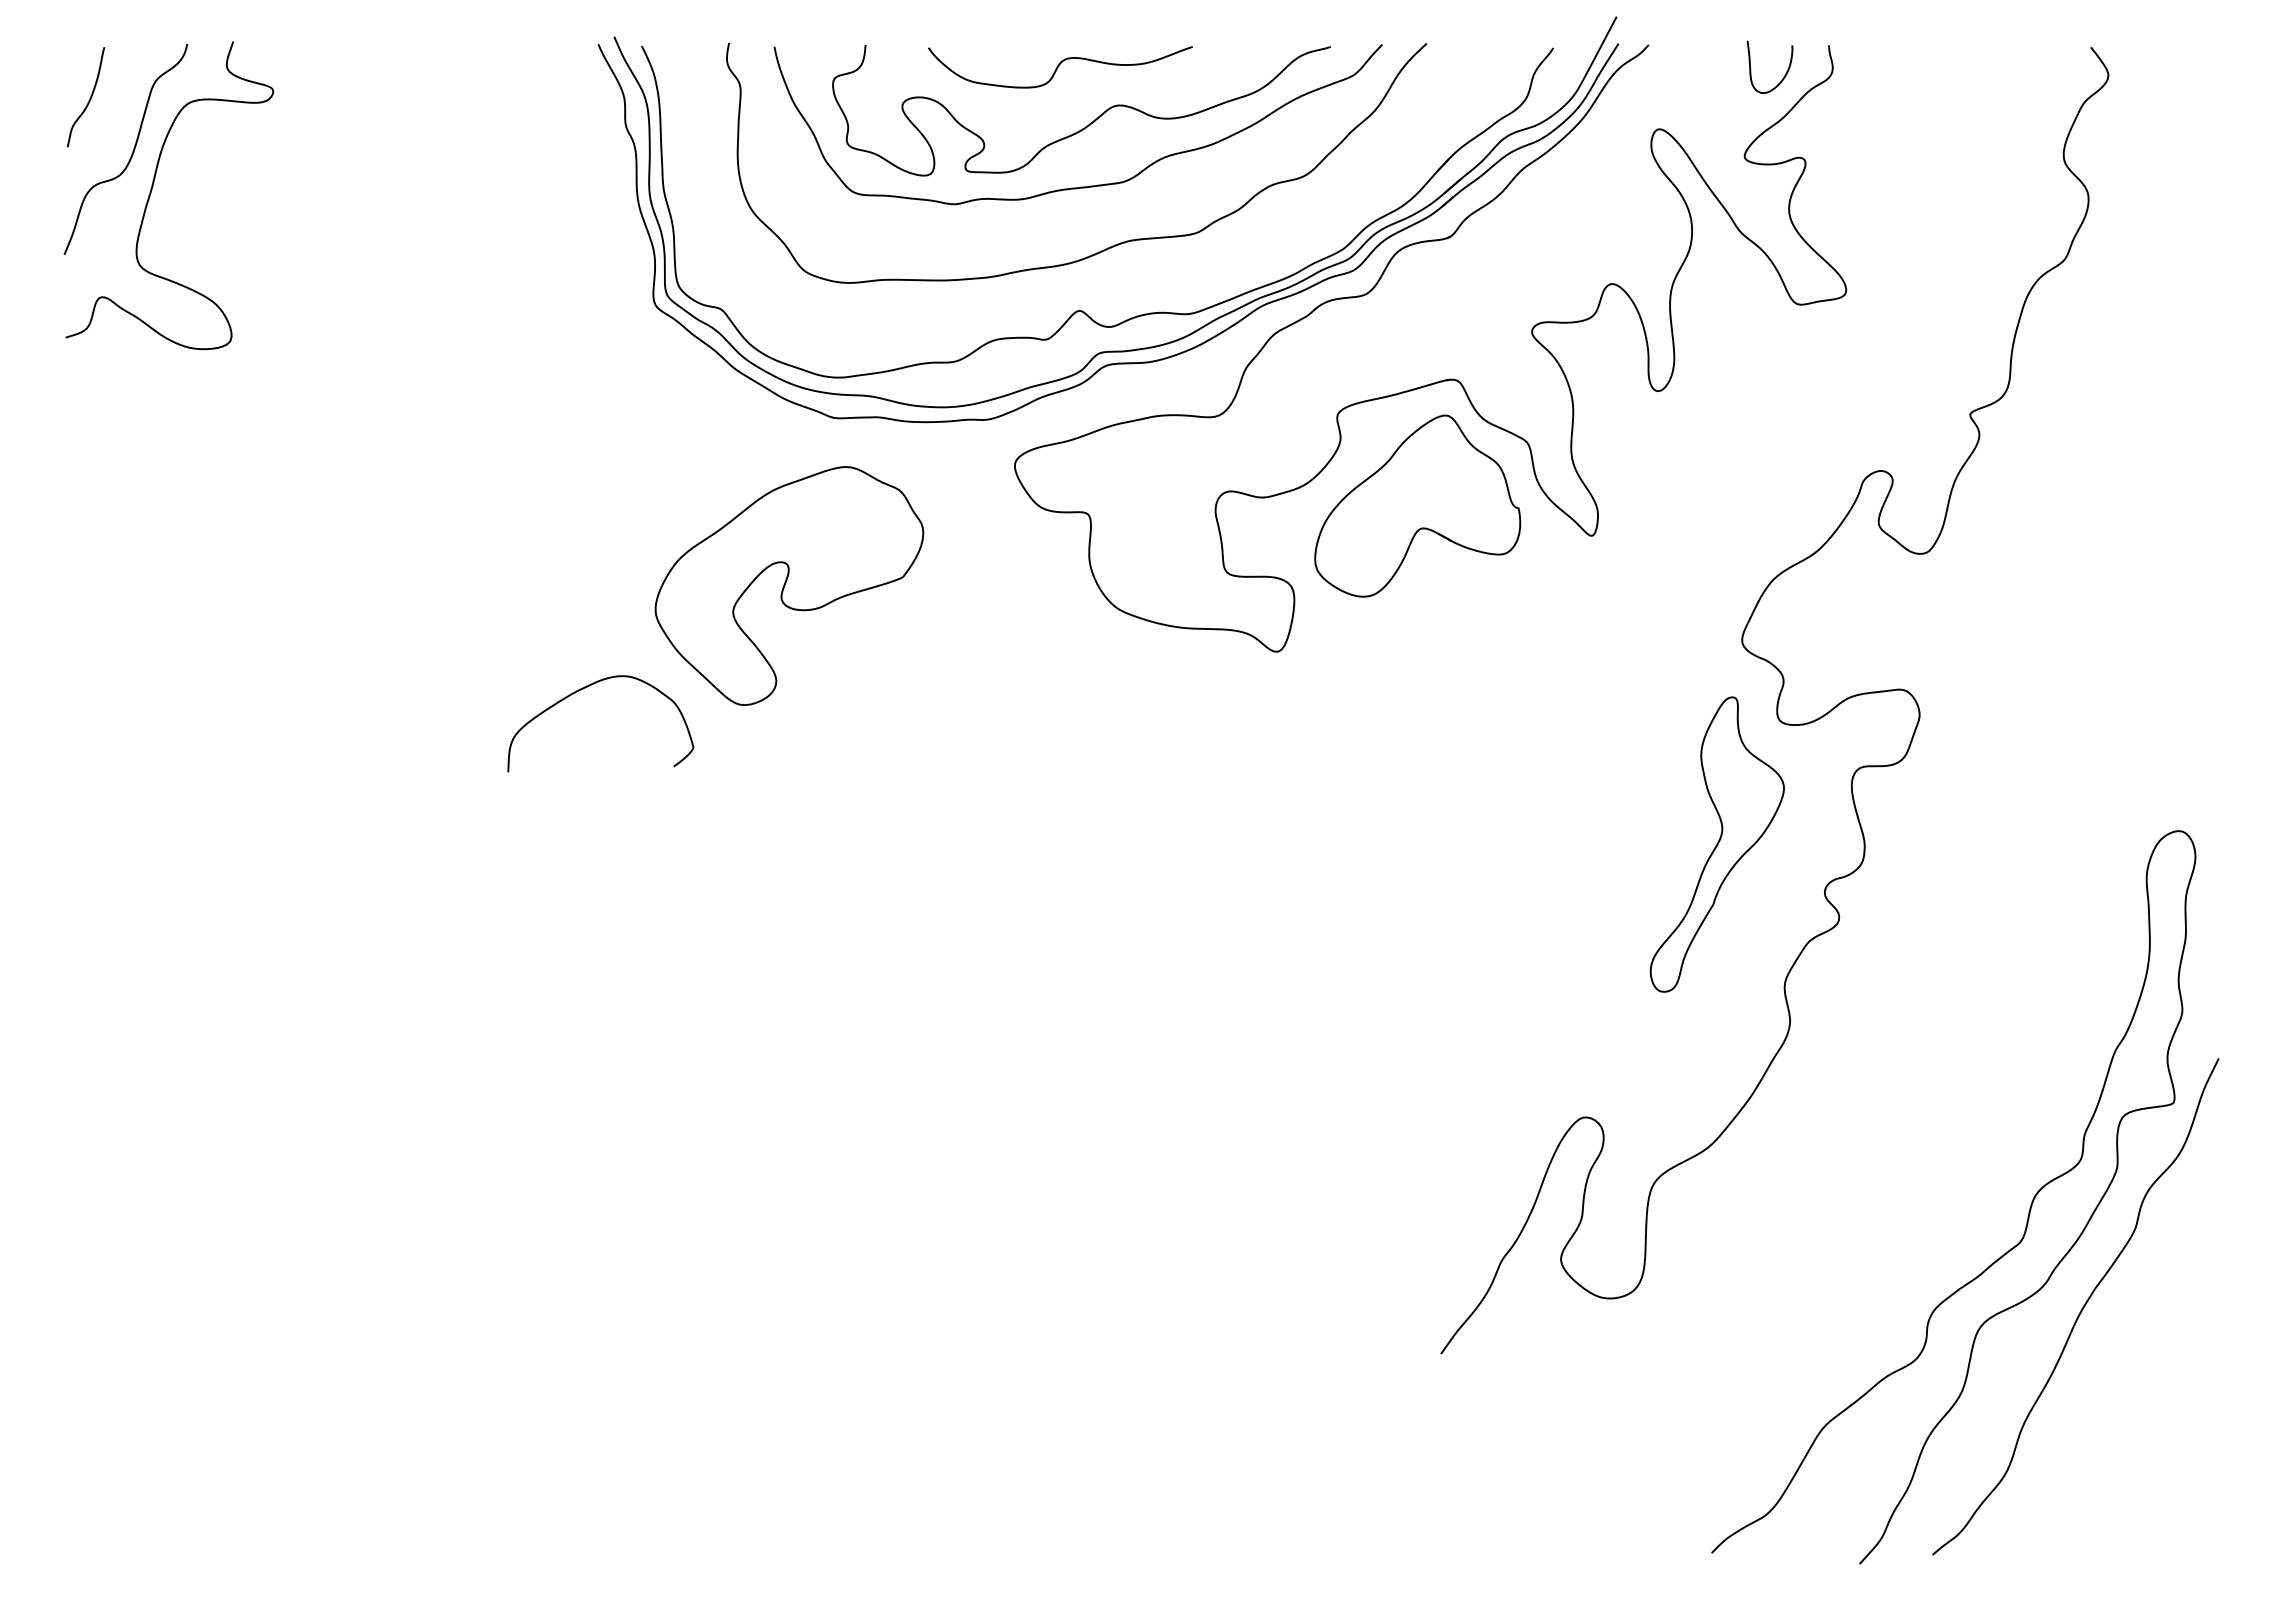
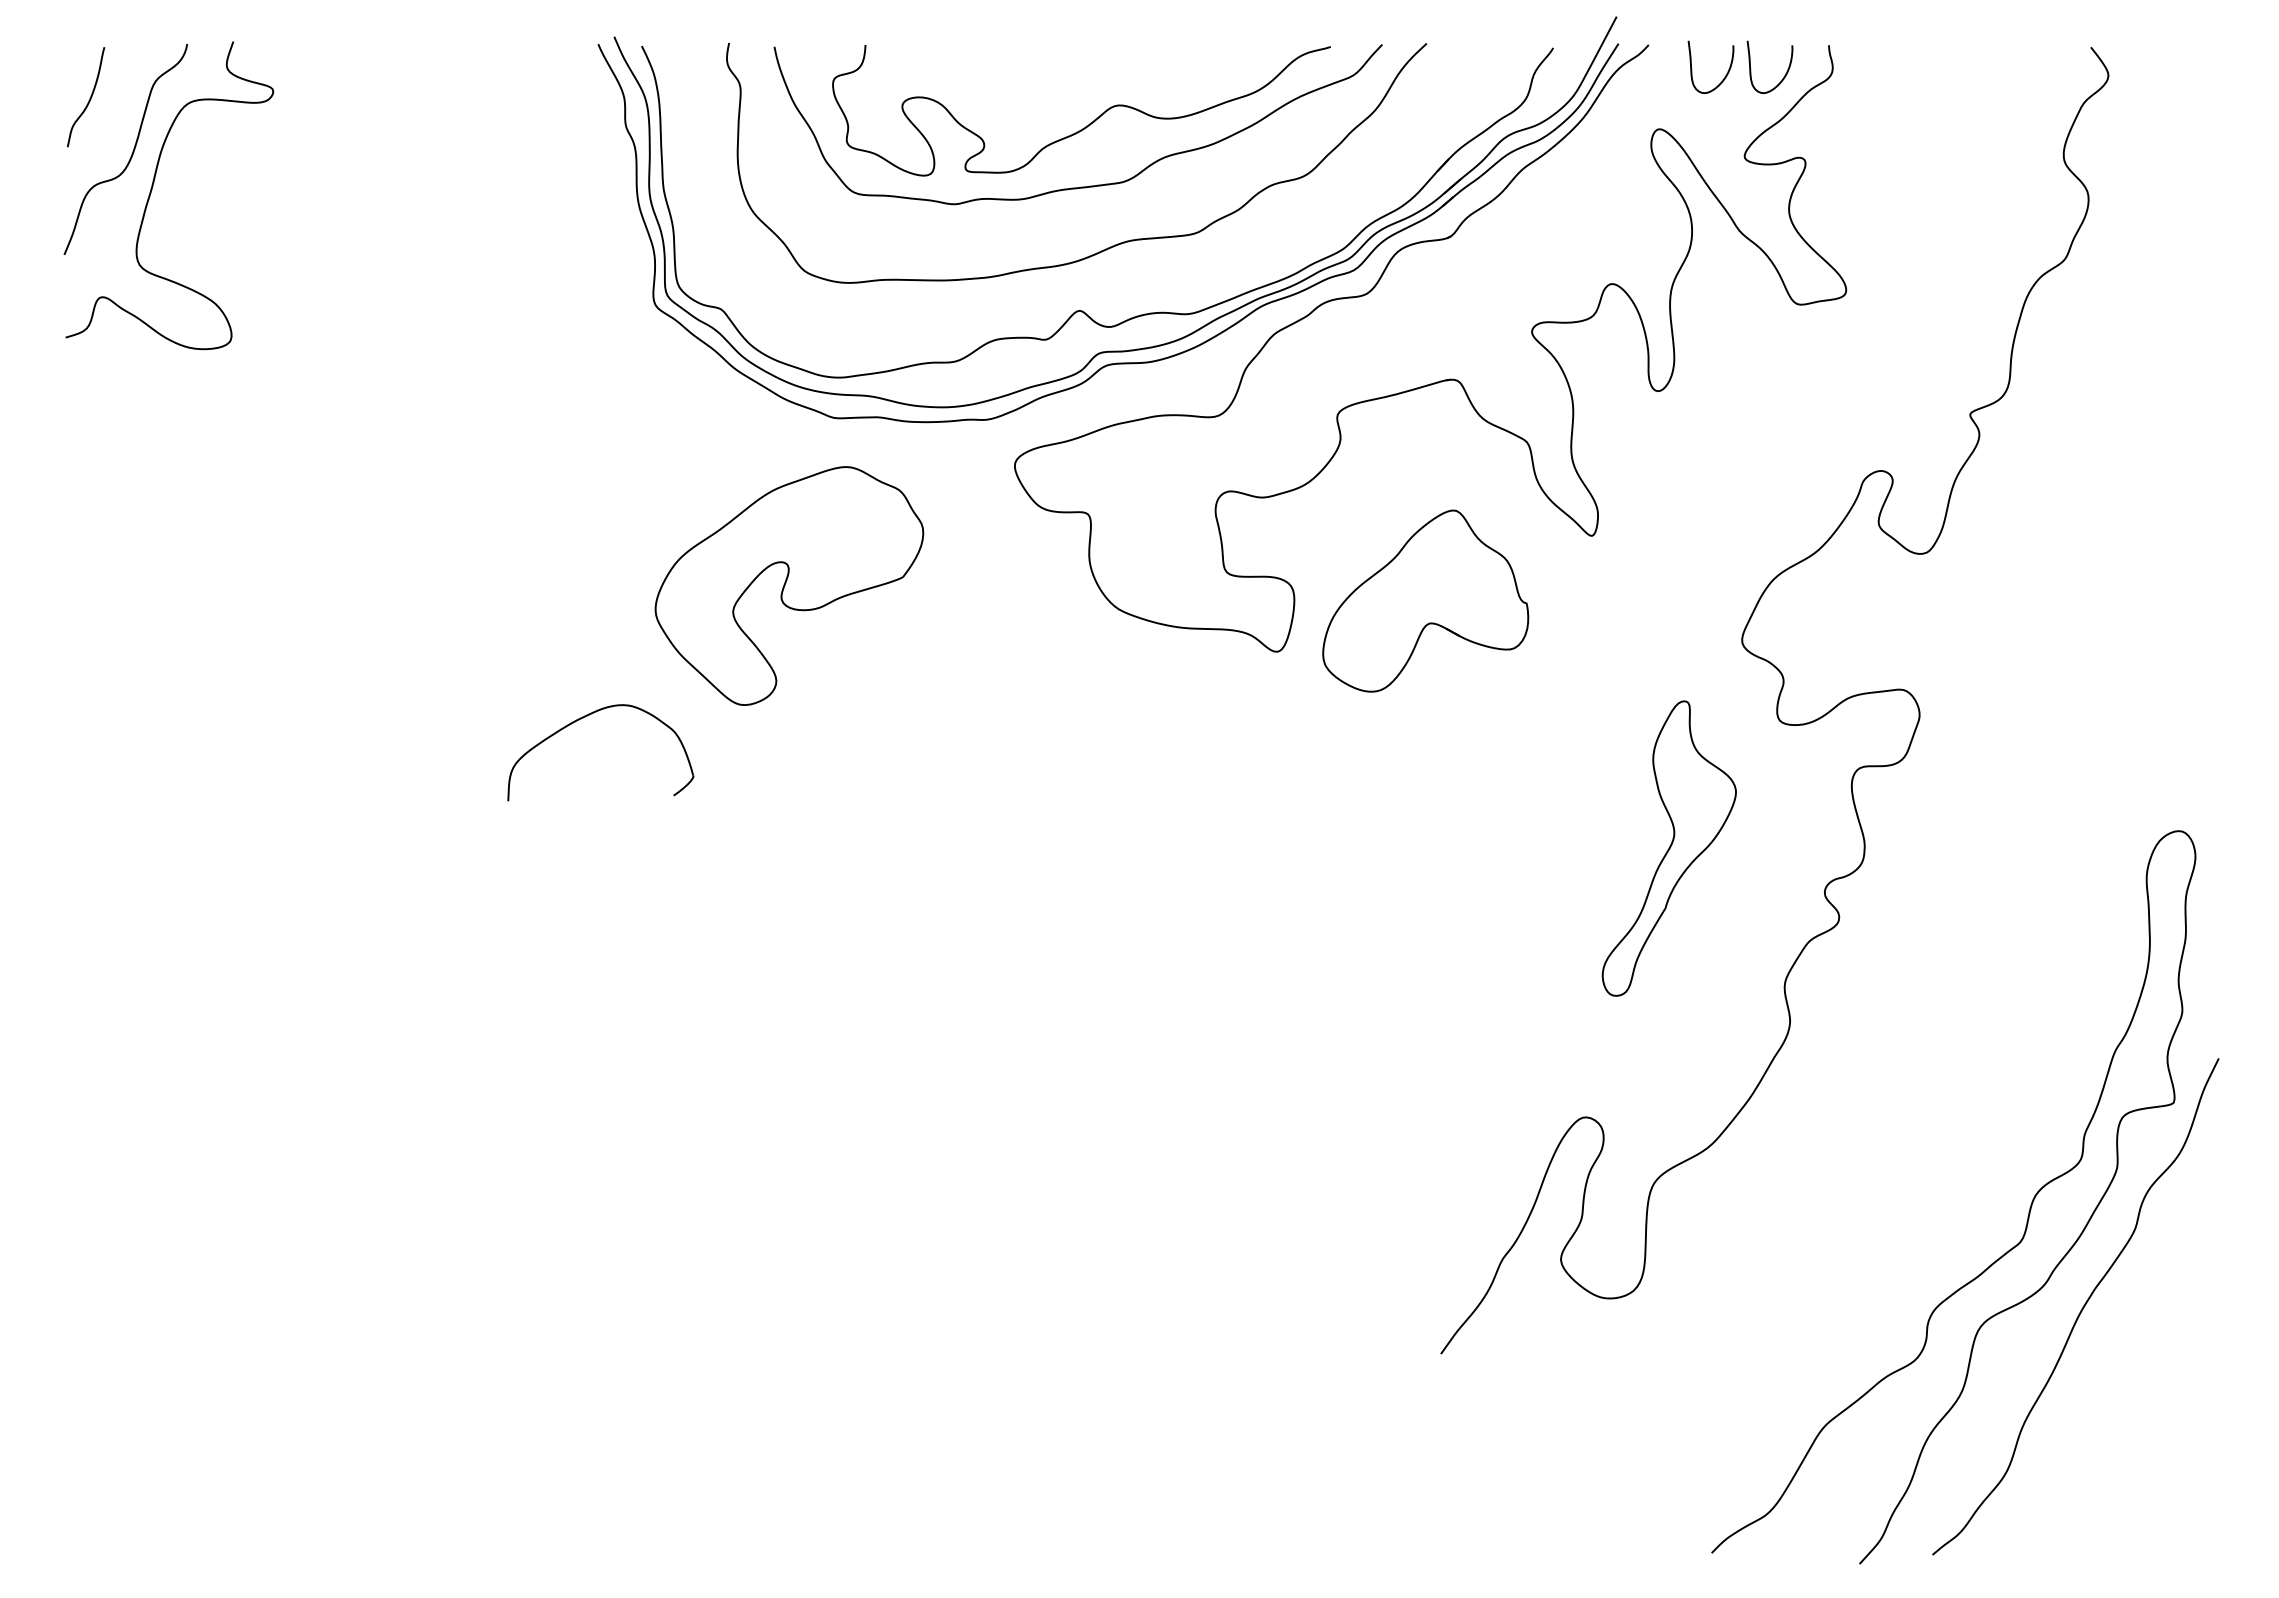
curve: present -> none (1059, 66)
curve: none -> present (1726, 73)
part position: (1417, 505) -> (1425, 600) (1425, 600)
part position: (583, 689) -> (583, 718) (583, 718)
part position: (1716, 844) -> (1668, 848) (1668, 848)
